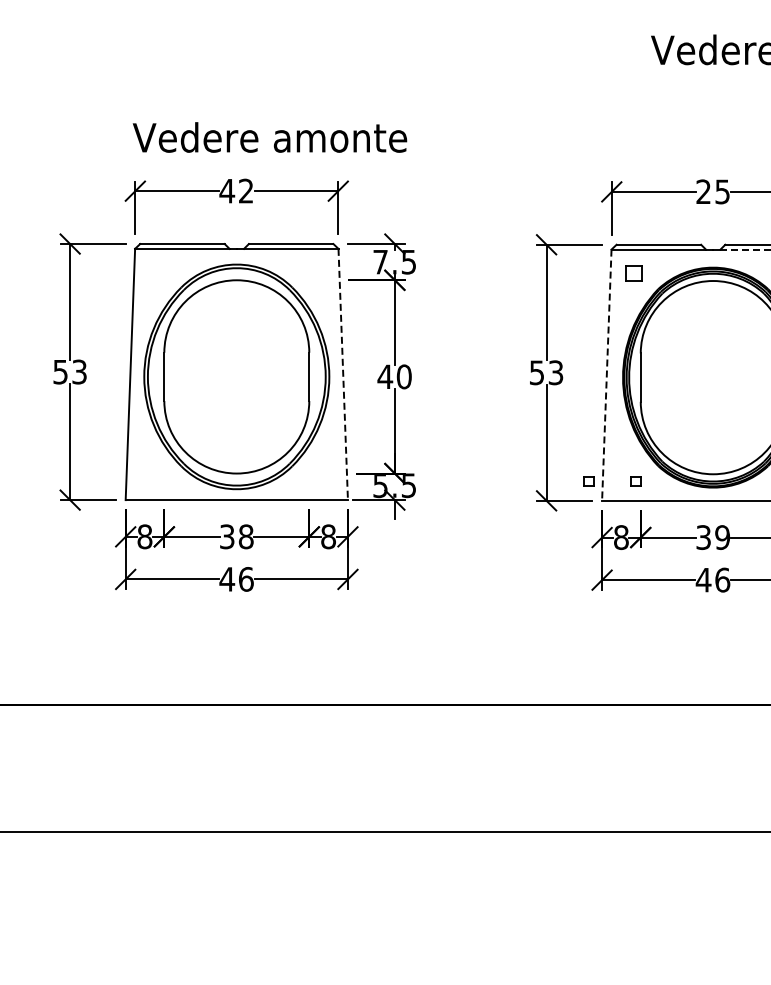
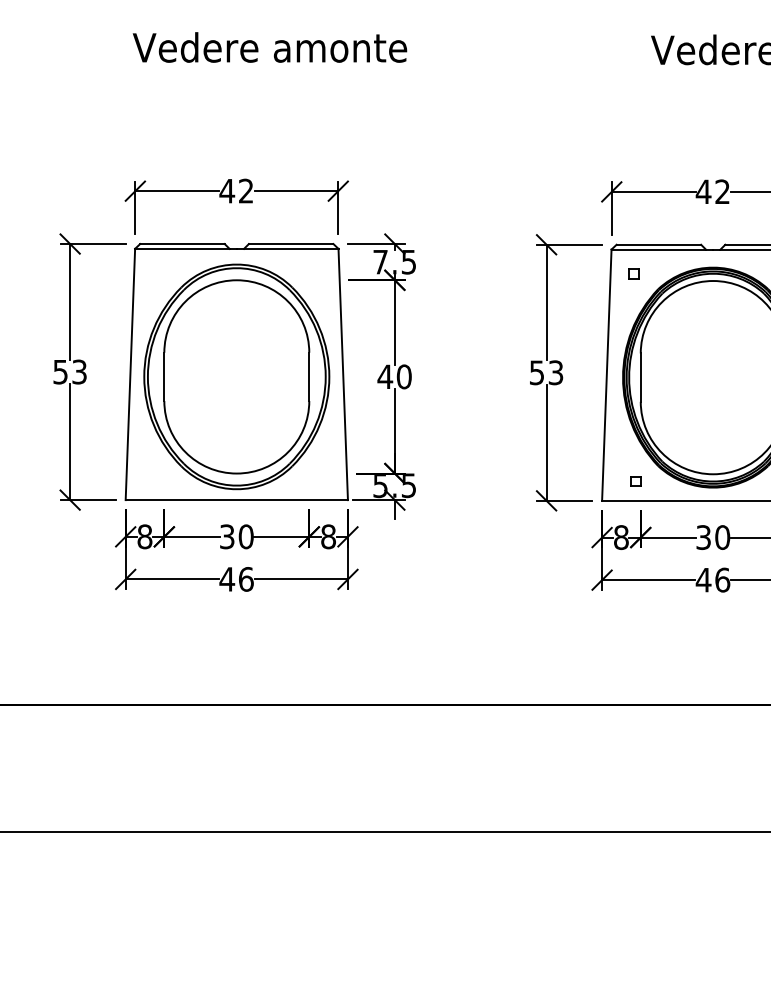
text position: (269, 137) -> (269, 47) (269, 47)
text: 25 -> 42 (712, 191)
line: dashed -> solid (745, 249)
part size: 18x17 px -> 12x12 px (633, 273)
line: dashed -> solid (343, 374)
line: dashed -> solid (606, 375)
part: present -> none (588, 481)
text: 38 -> 30 (245, 536)
text: 39 -> 30 (722, 537)
